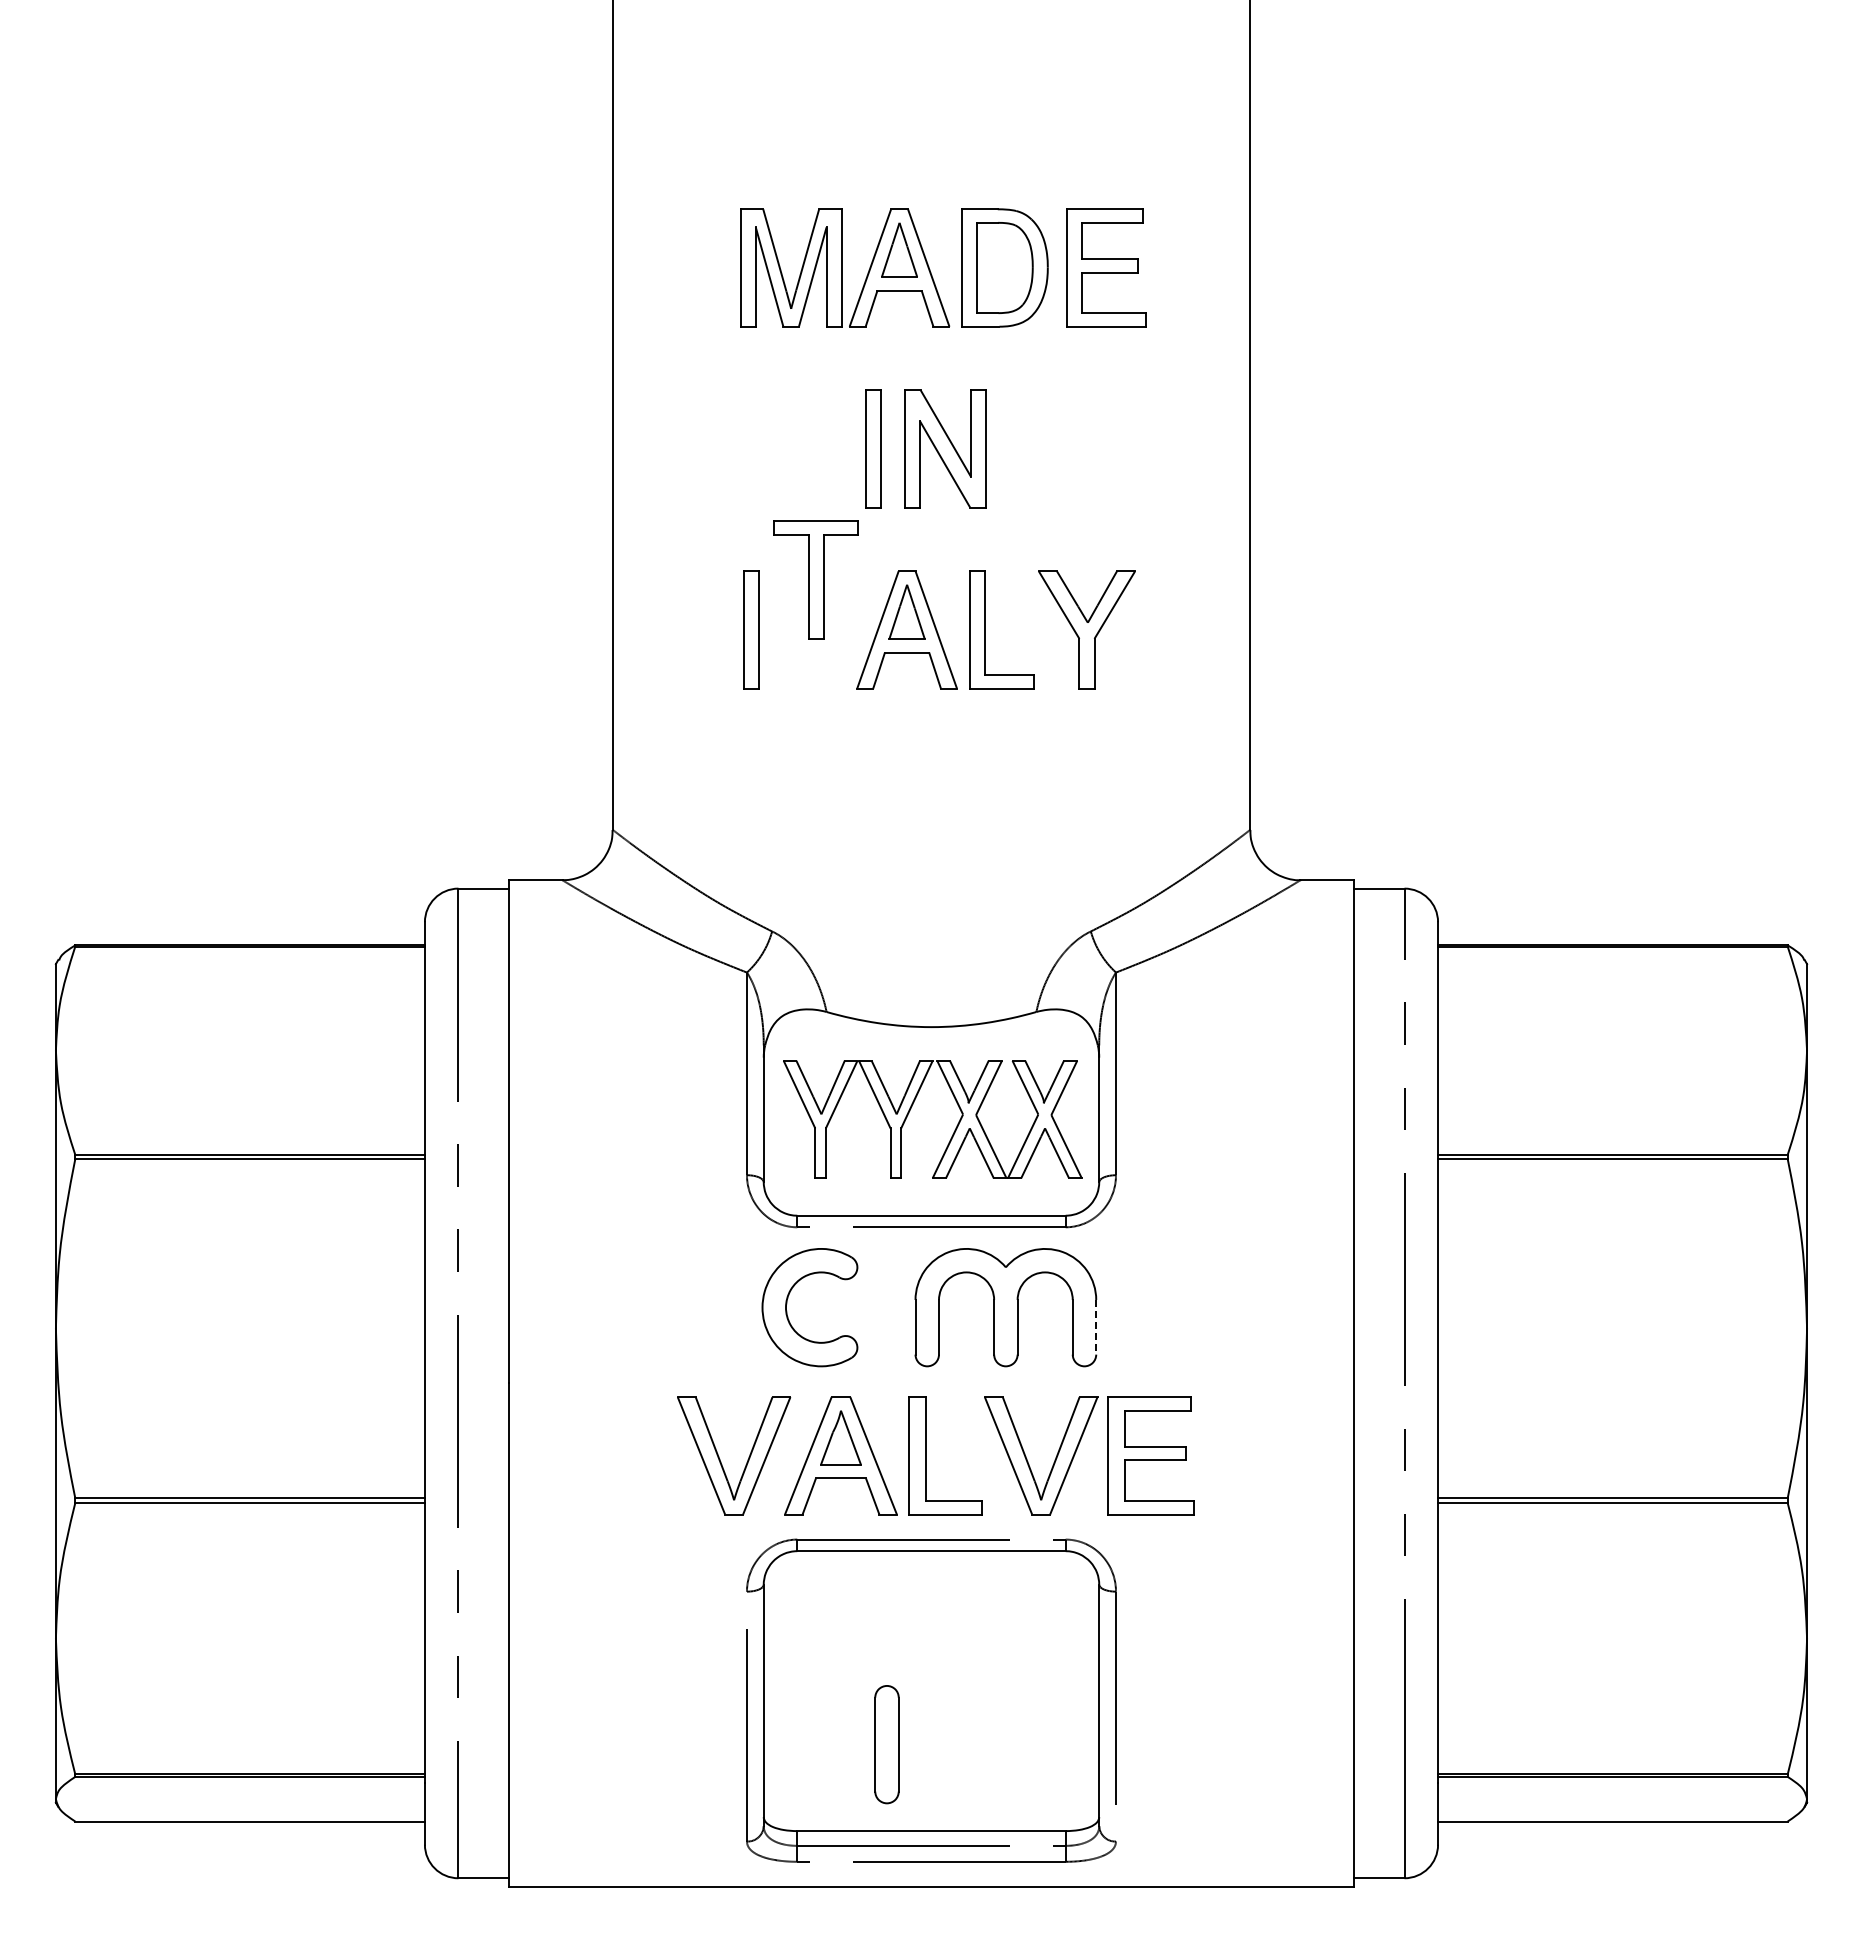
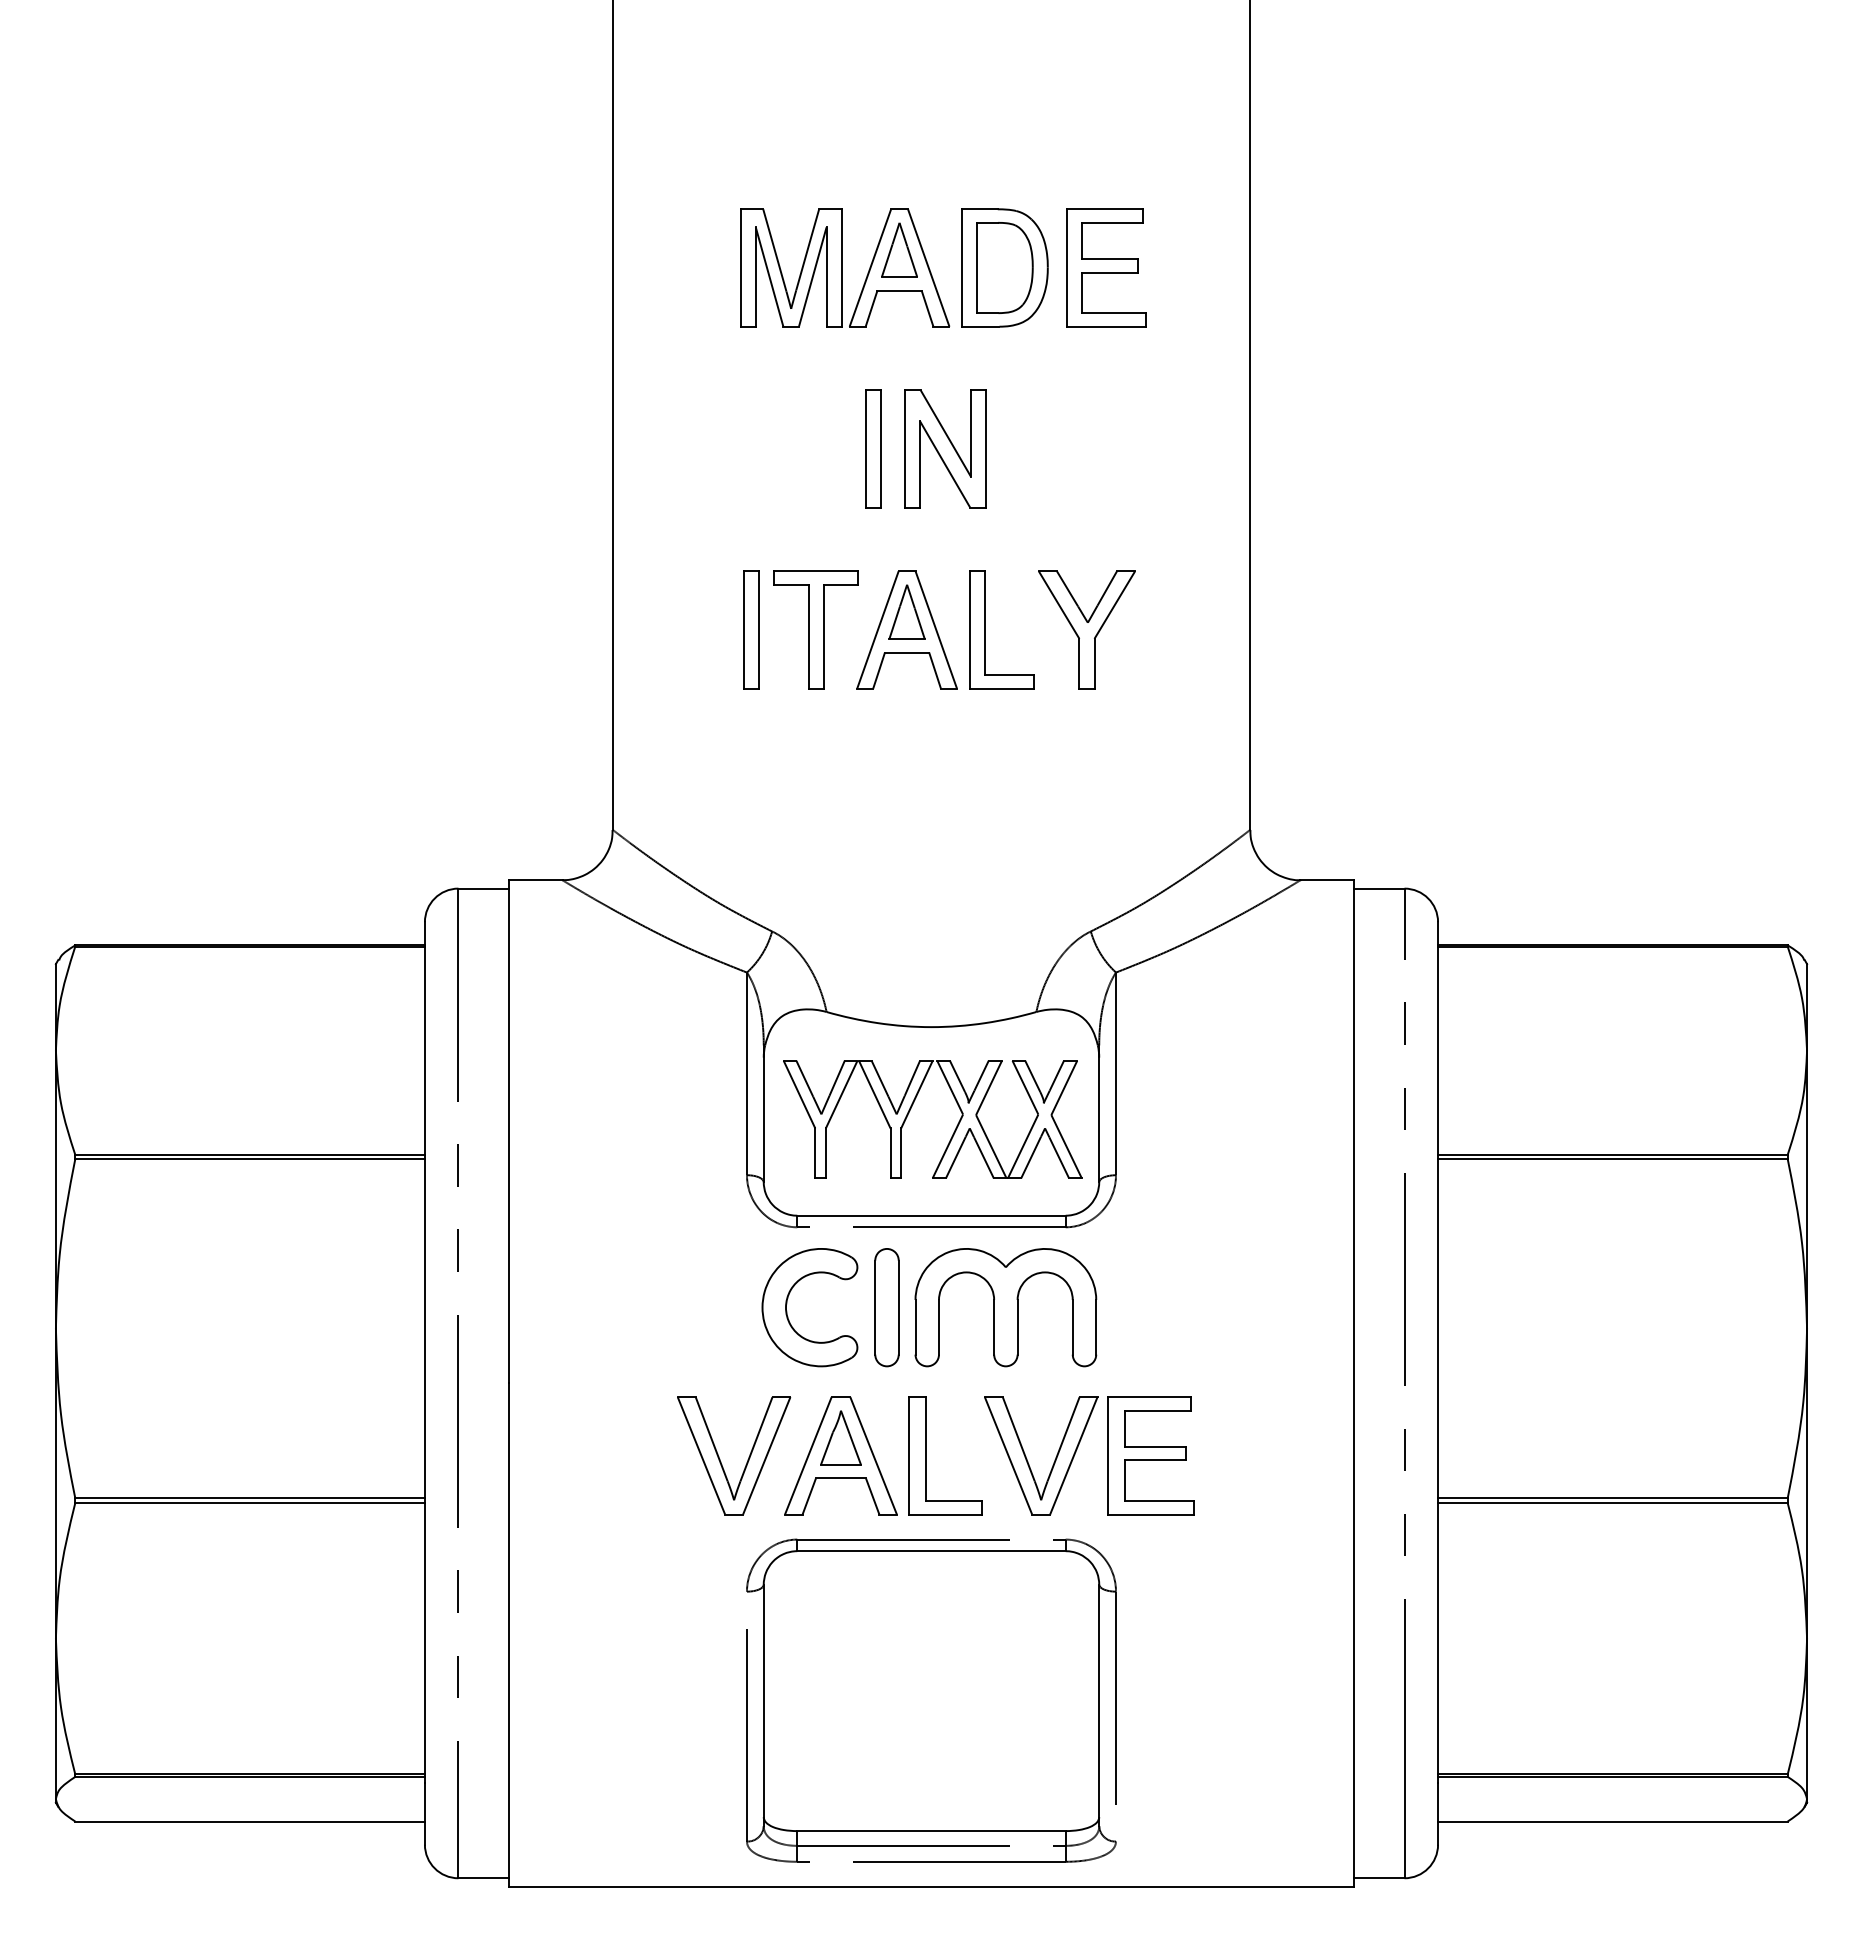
part position: (815, 579) -> (815, 629) (815, 629)
line: dashed -> solid (1096, 1327)
part position: (886, 1744) -> (886, 1307) (886, 1307)
